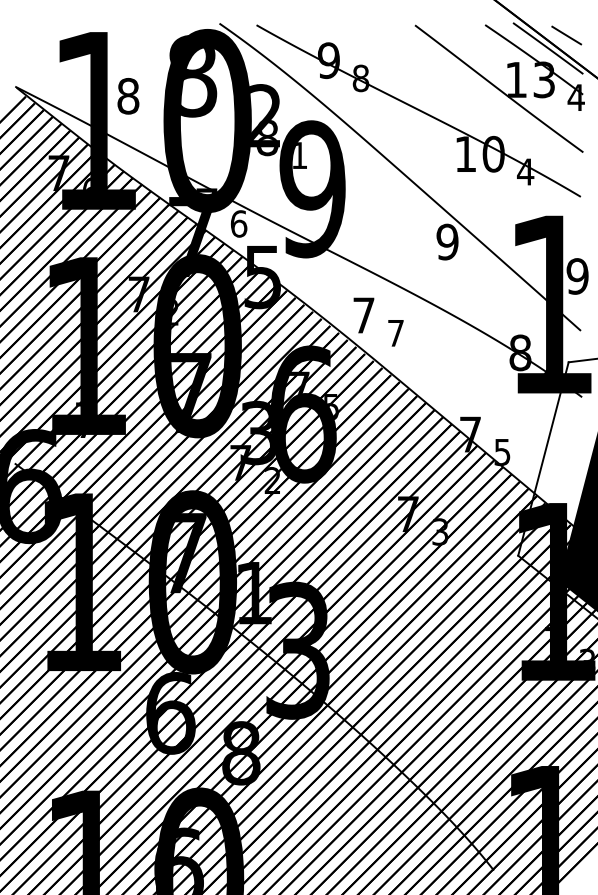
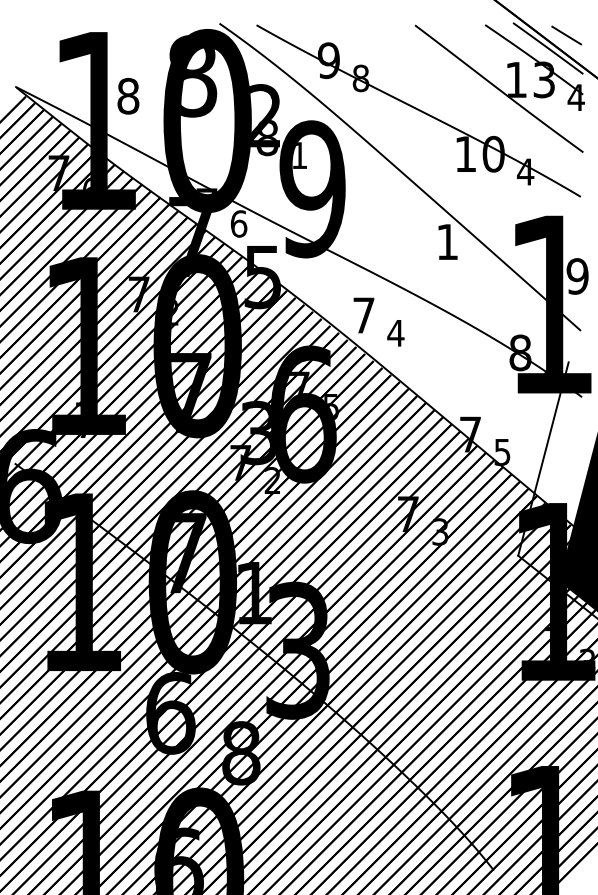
text: 9 -> 1 (447, 241)
text: 7 -> 4 (395, 333)
line: present -> none (581, 360)
